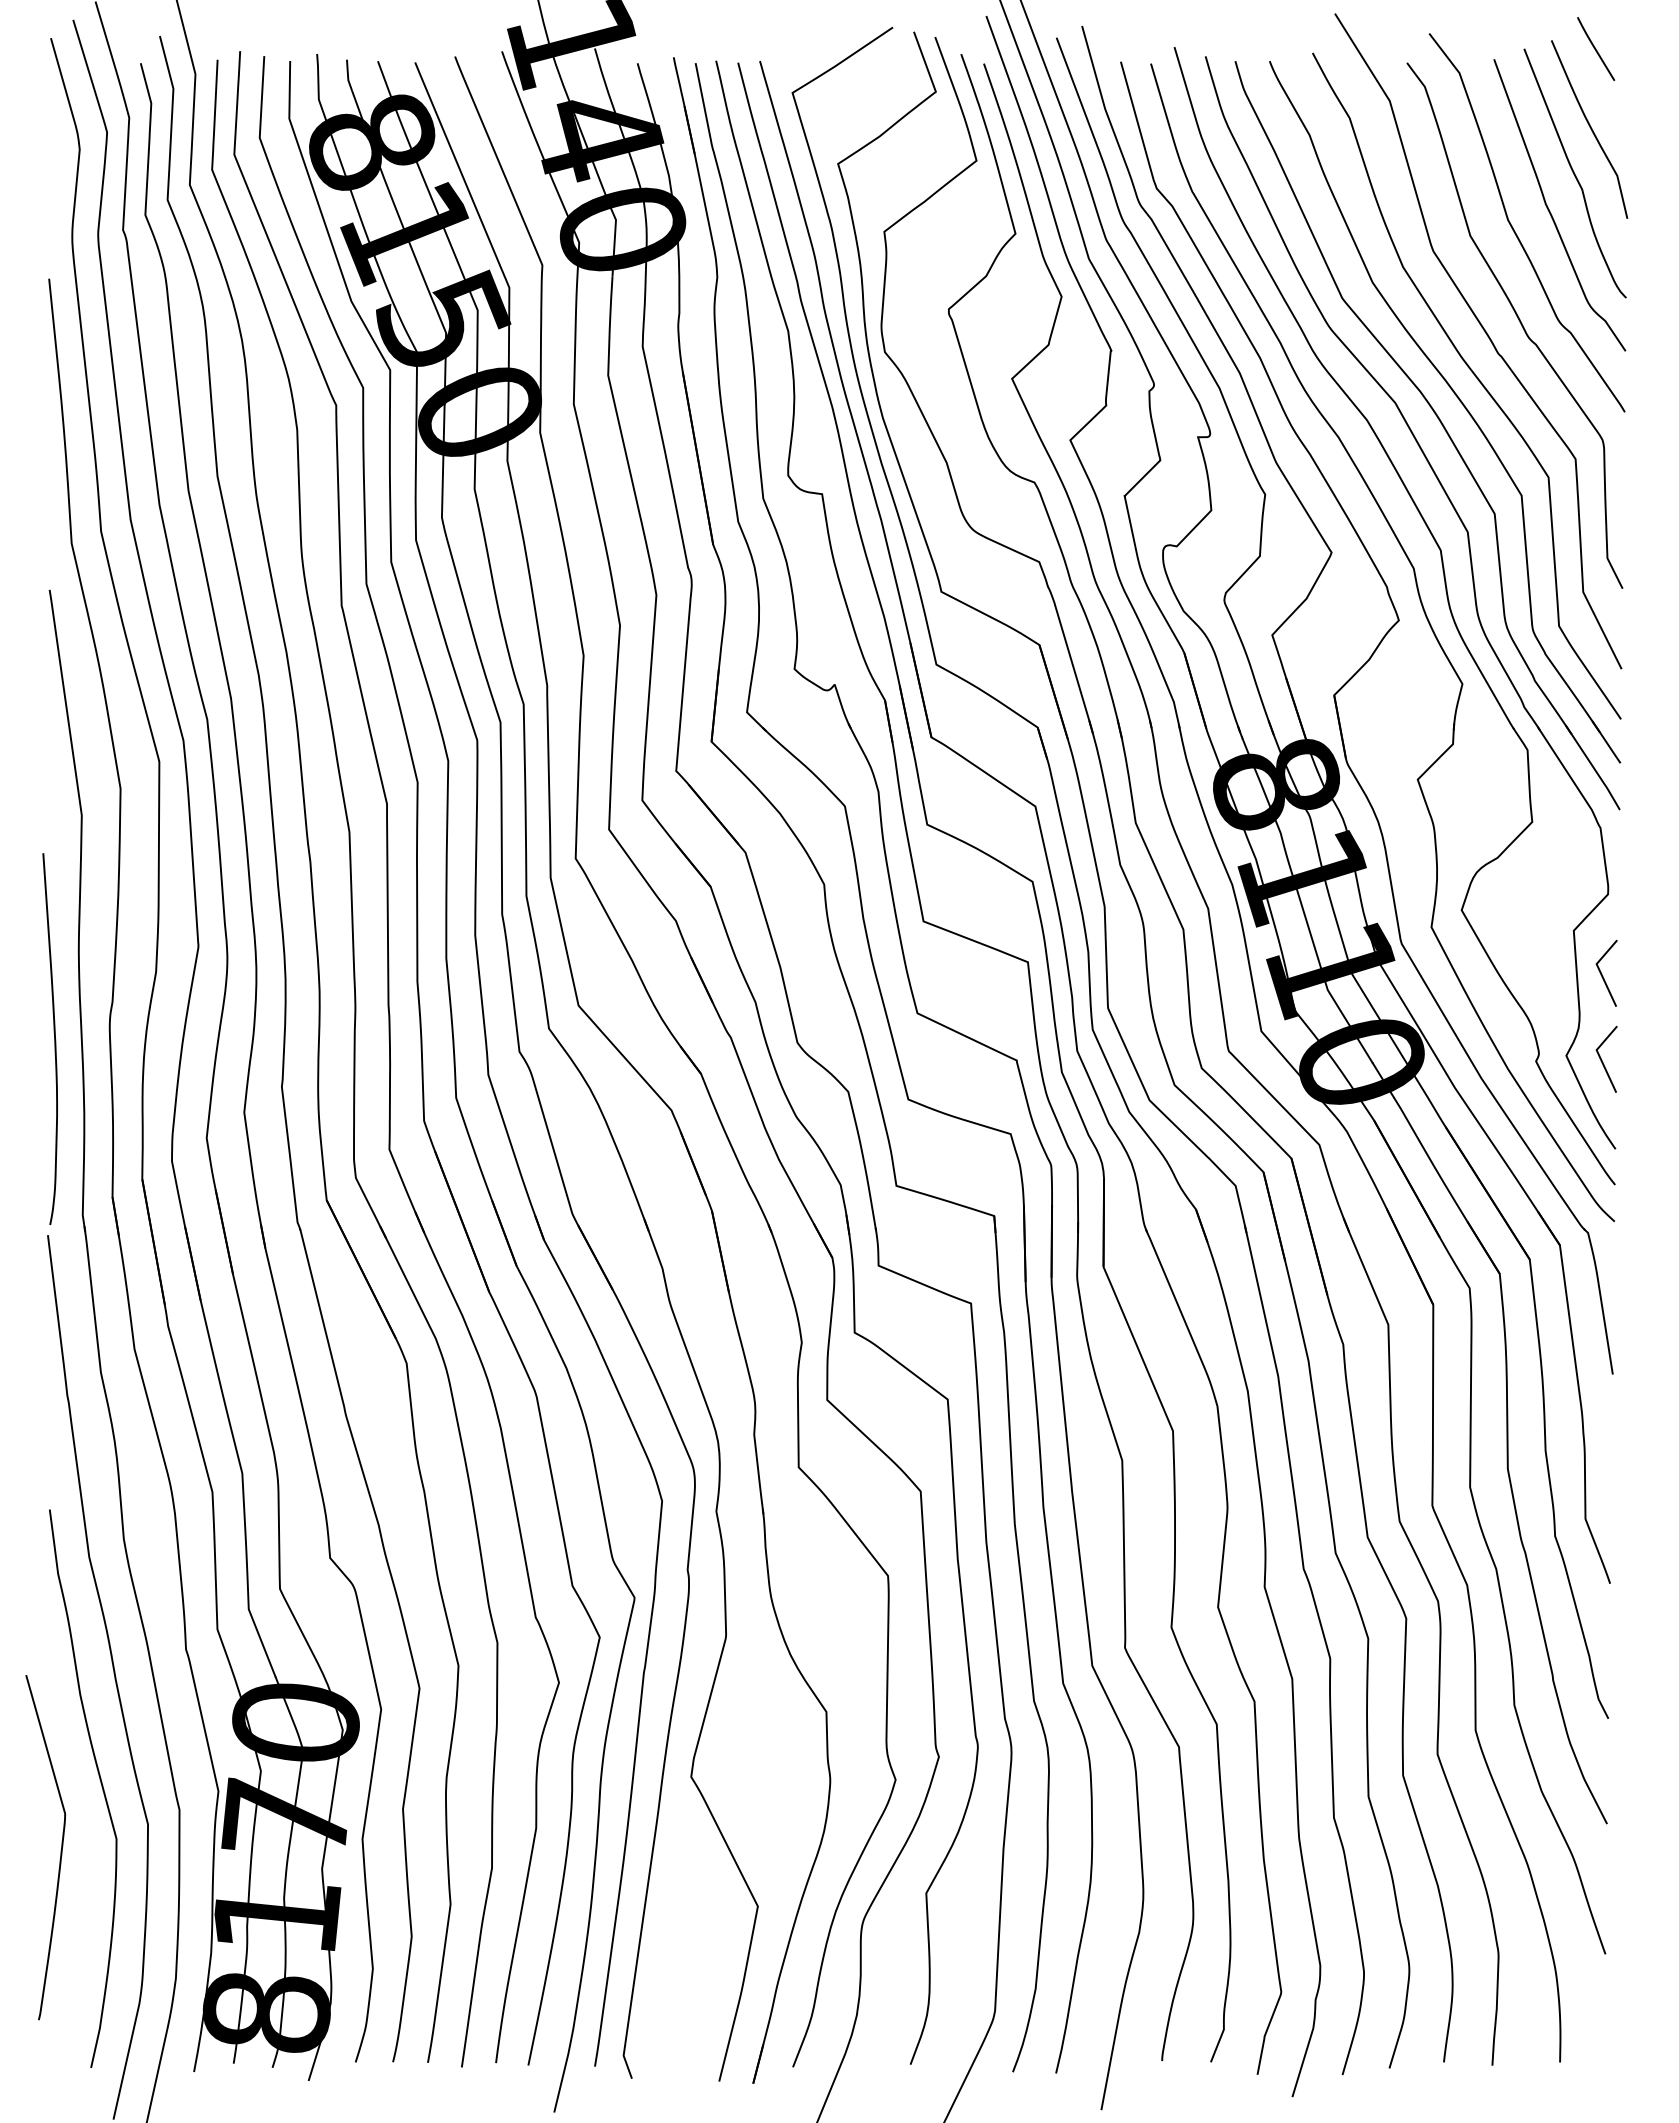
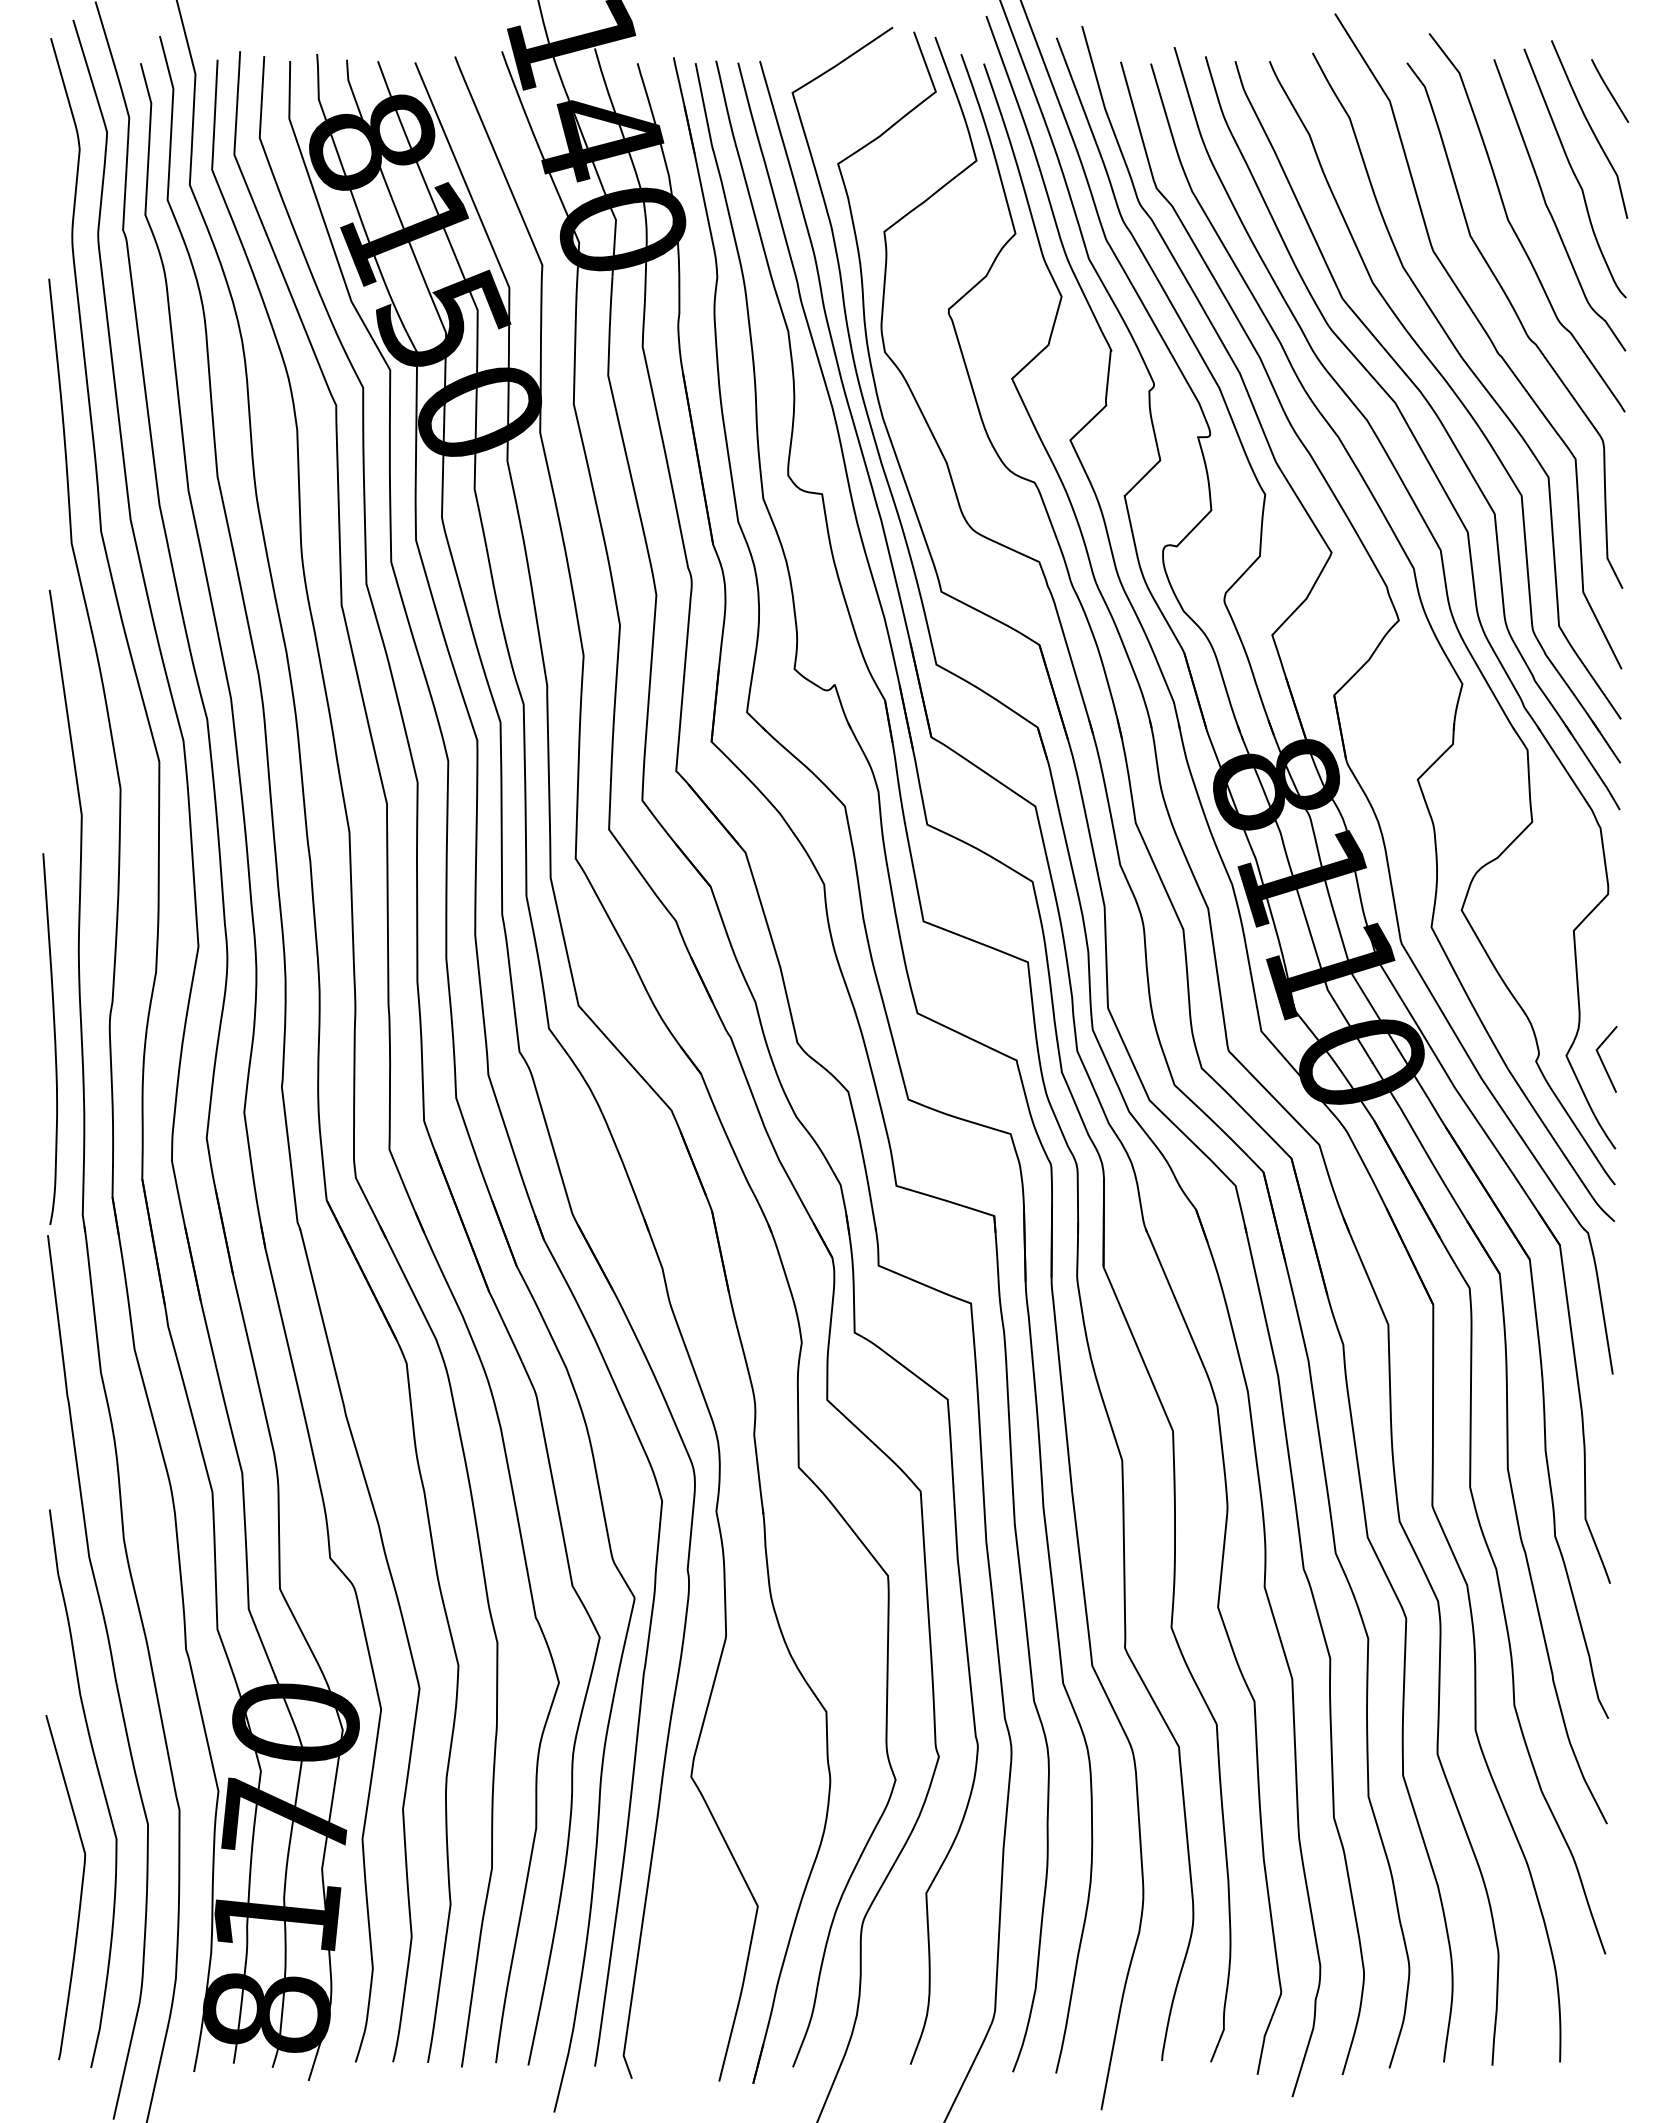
line position: (1596, 48) -> (1610, 90) (1610, 90)
line: present -> none (1602, 974)
curve position: (60, 1850) -> (80, 1890) (80, 1890)
